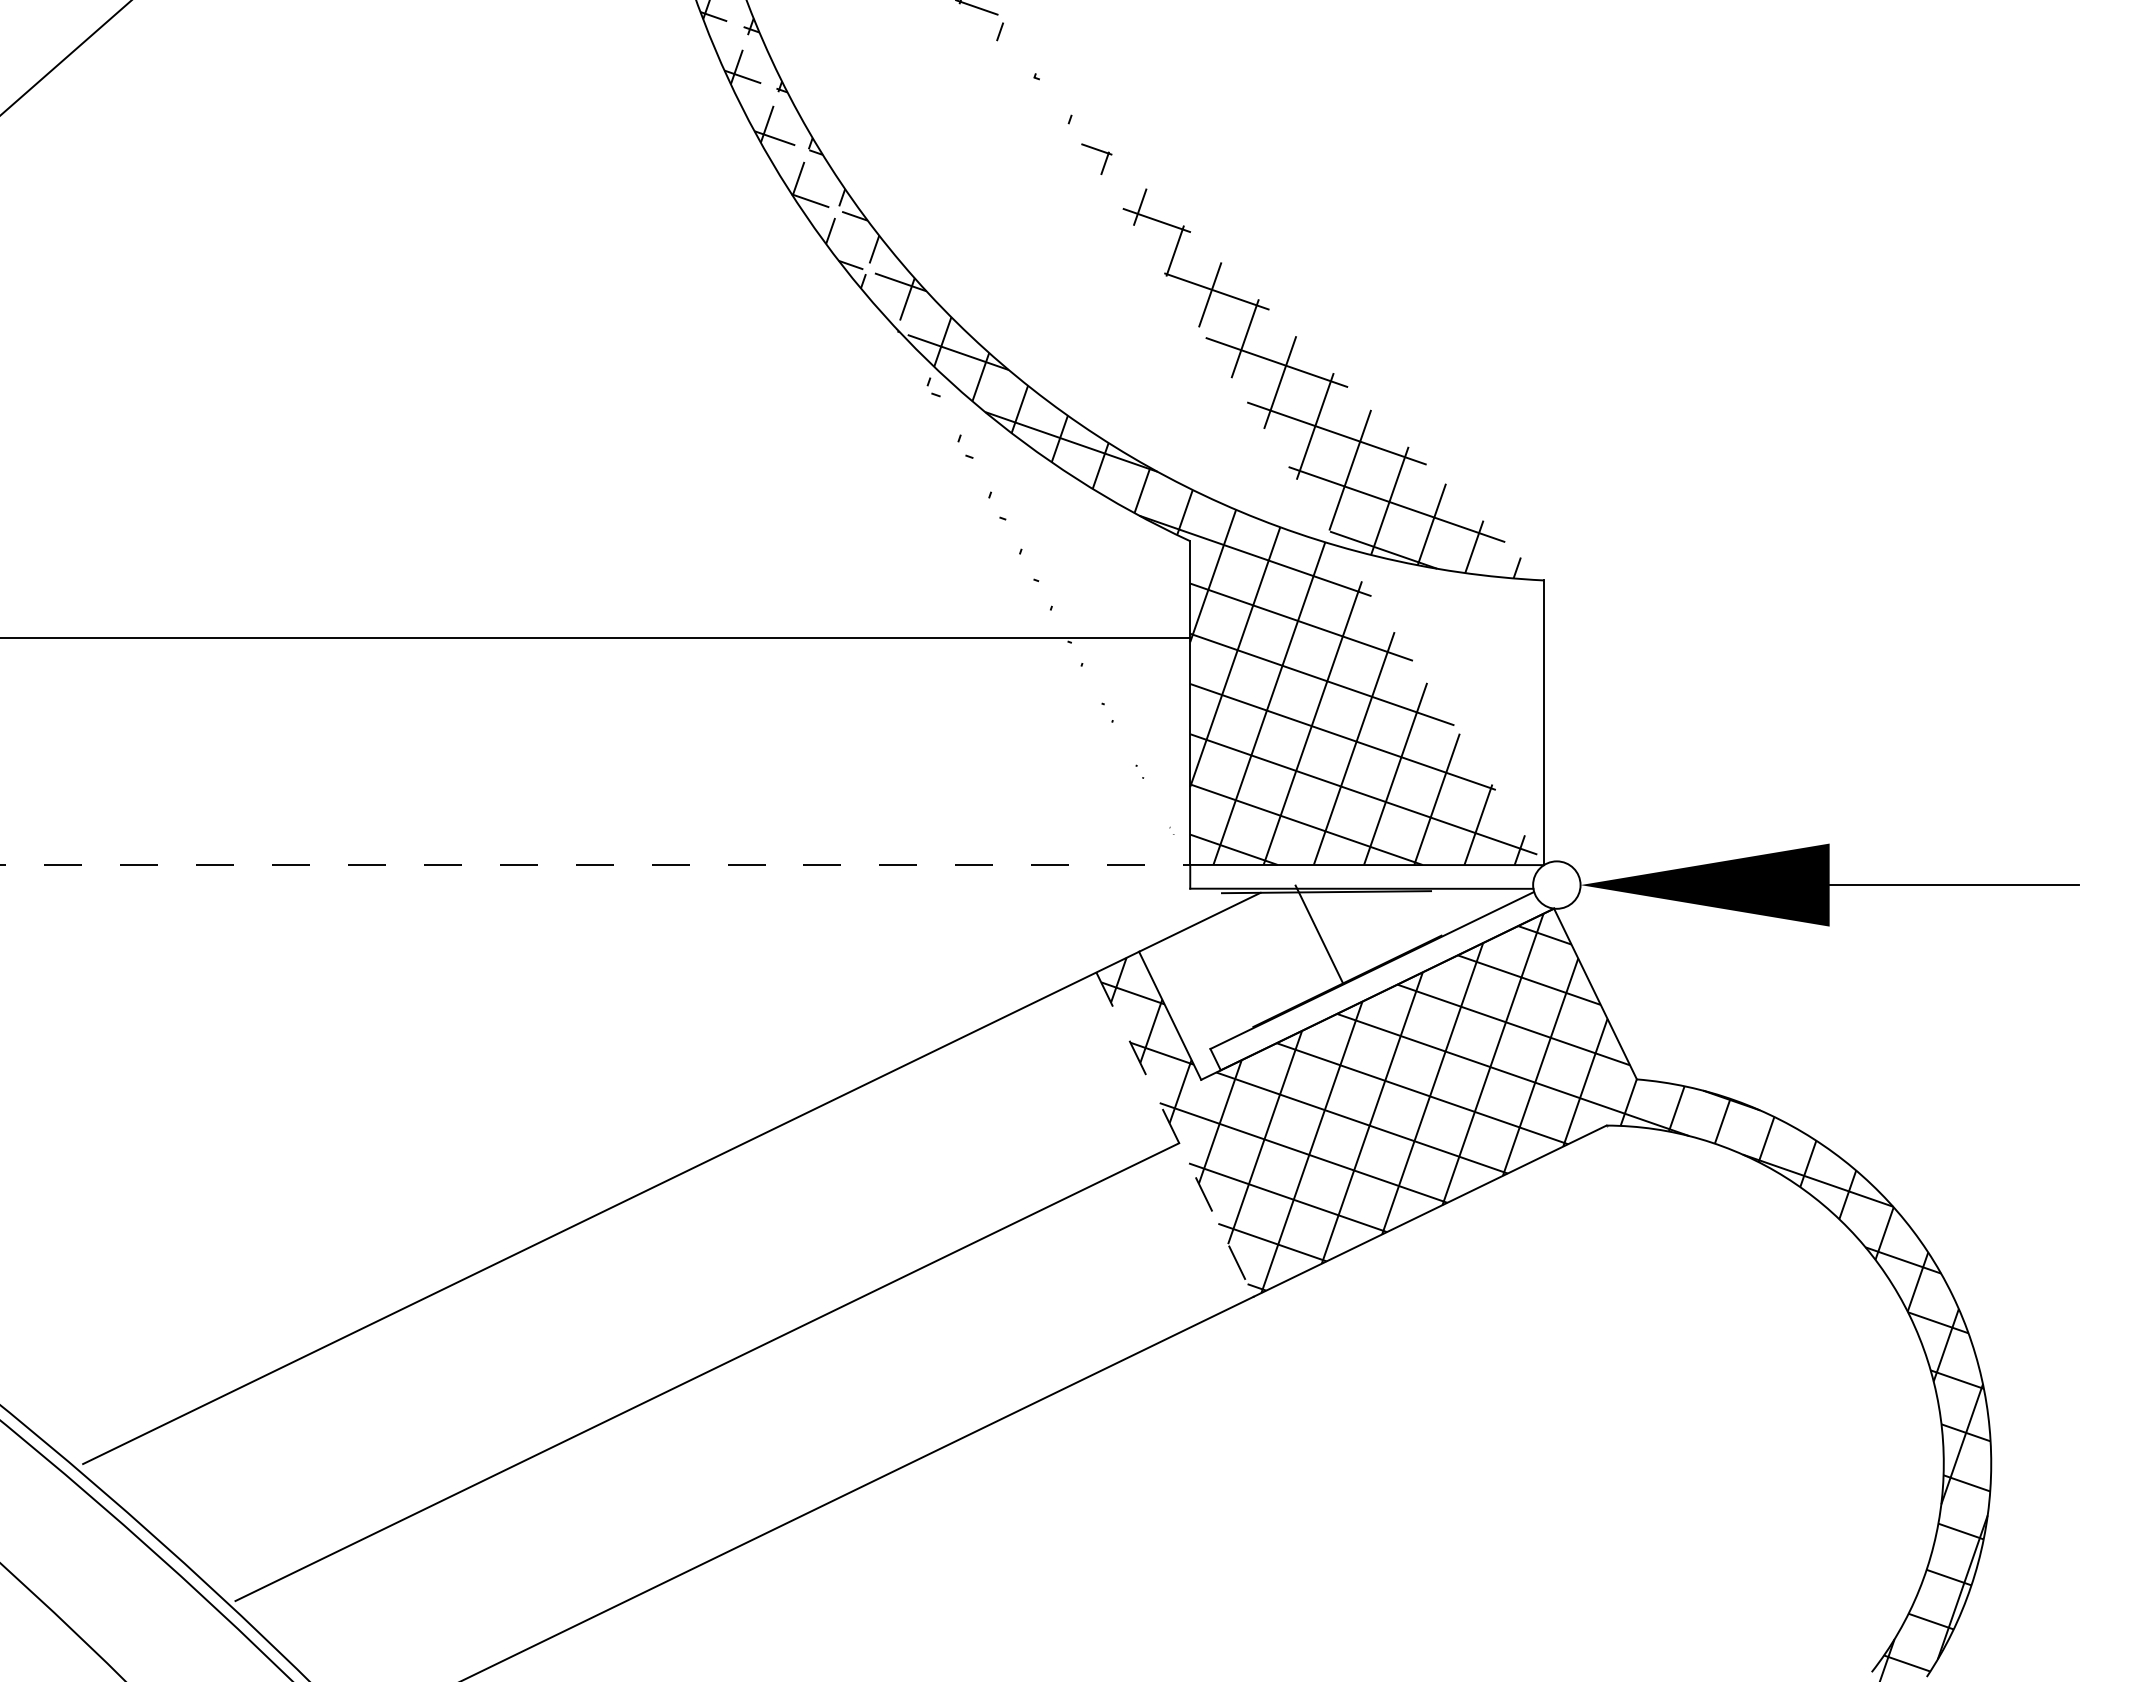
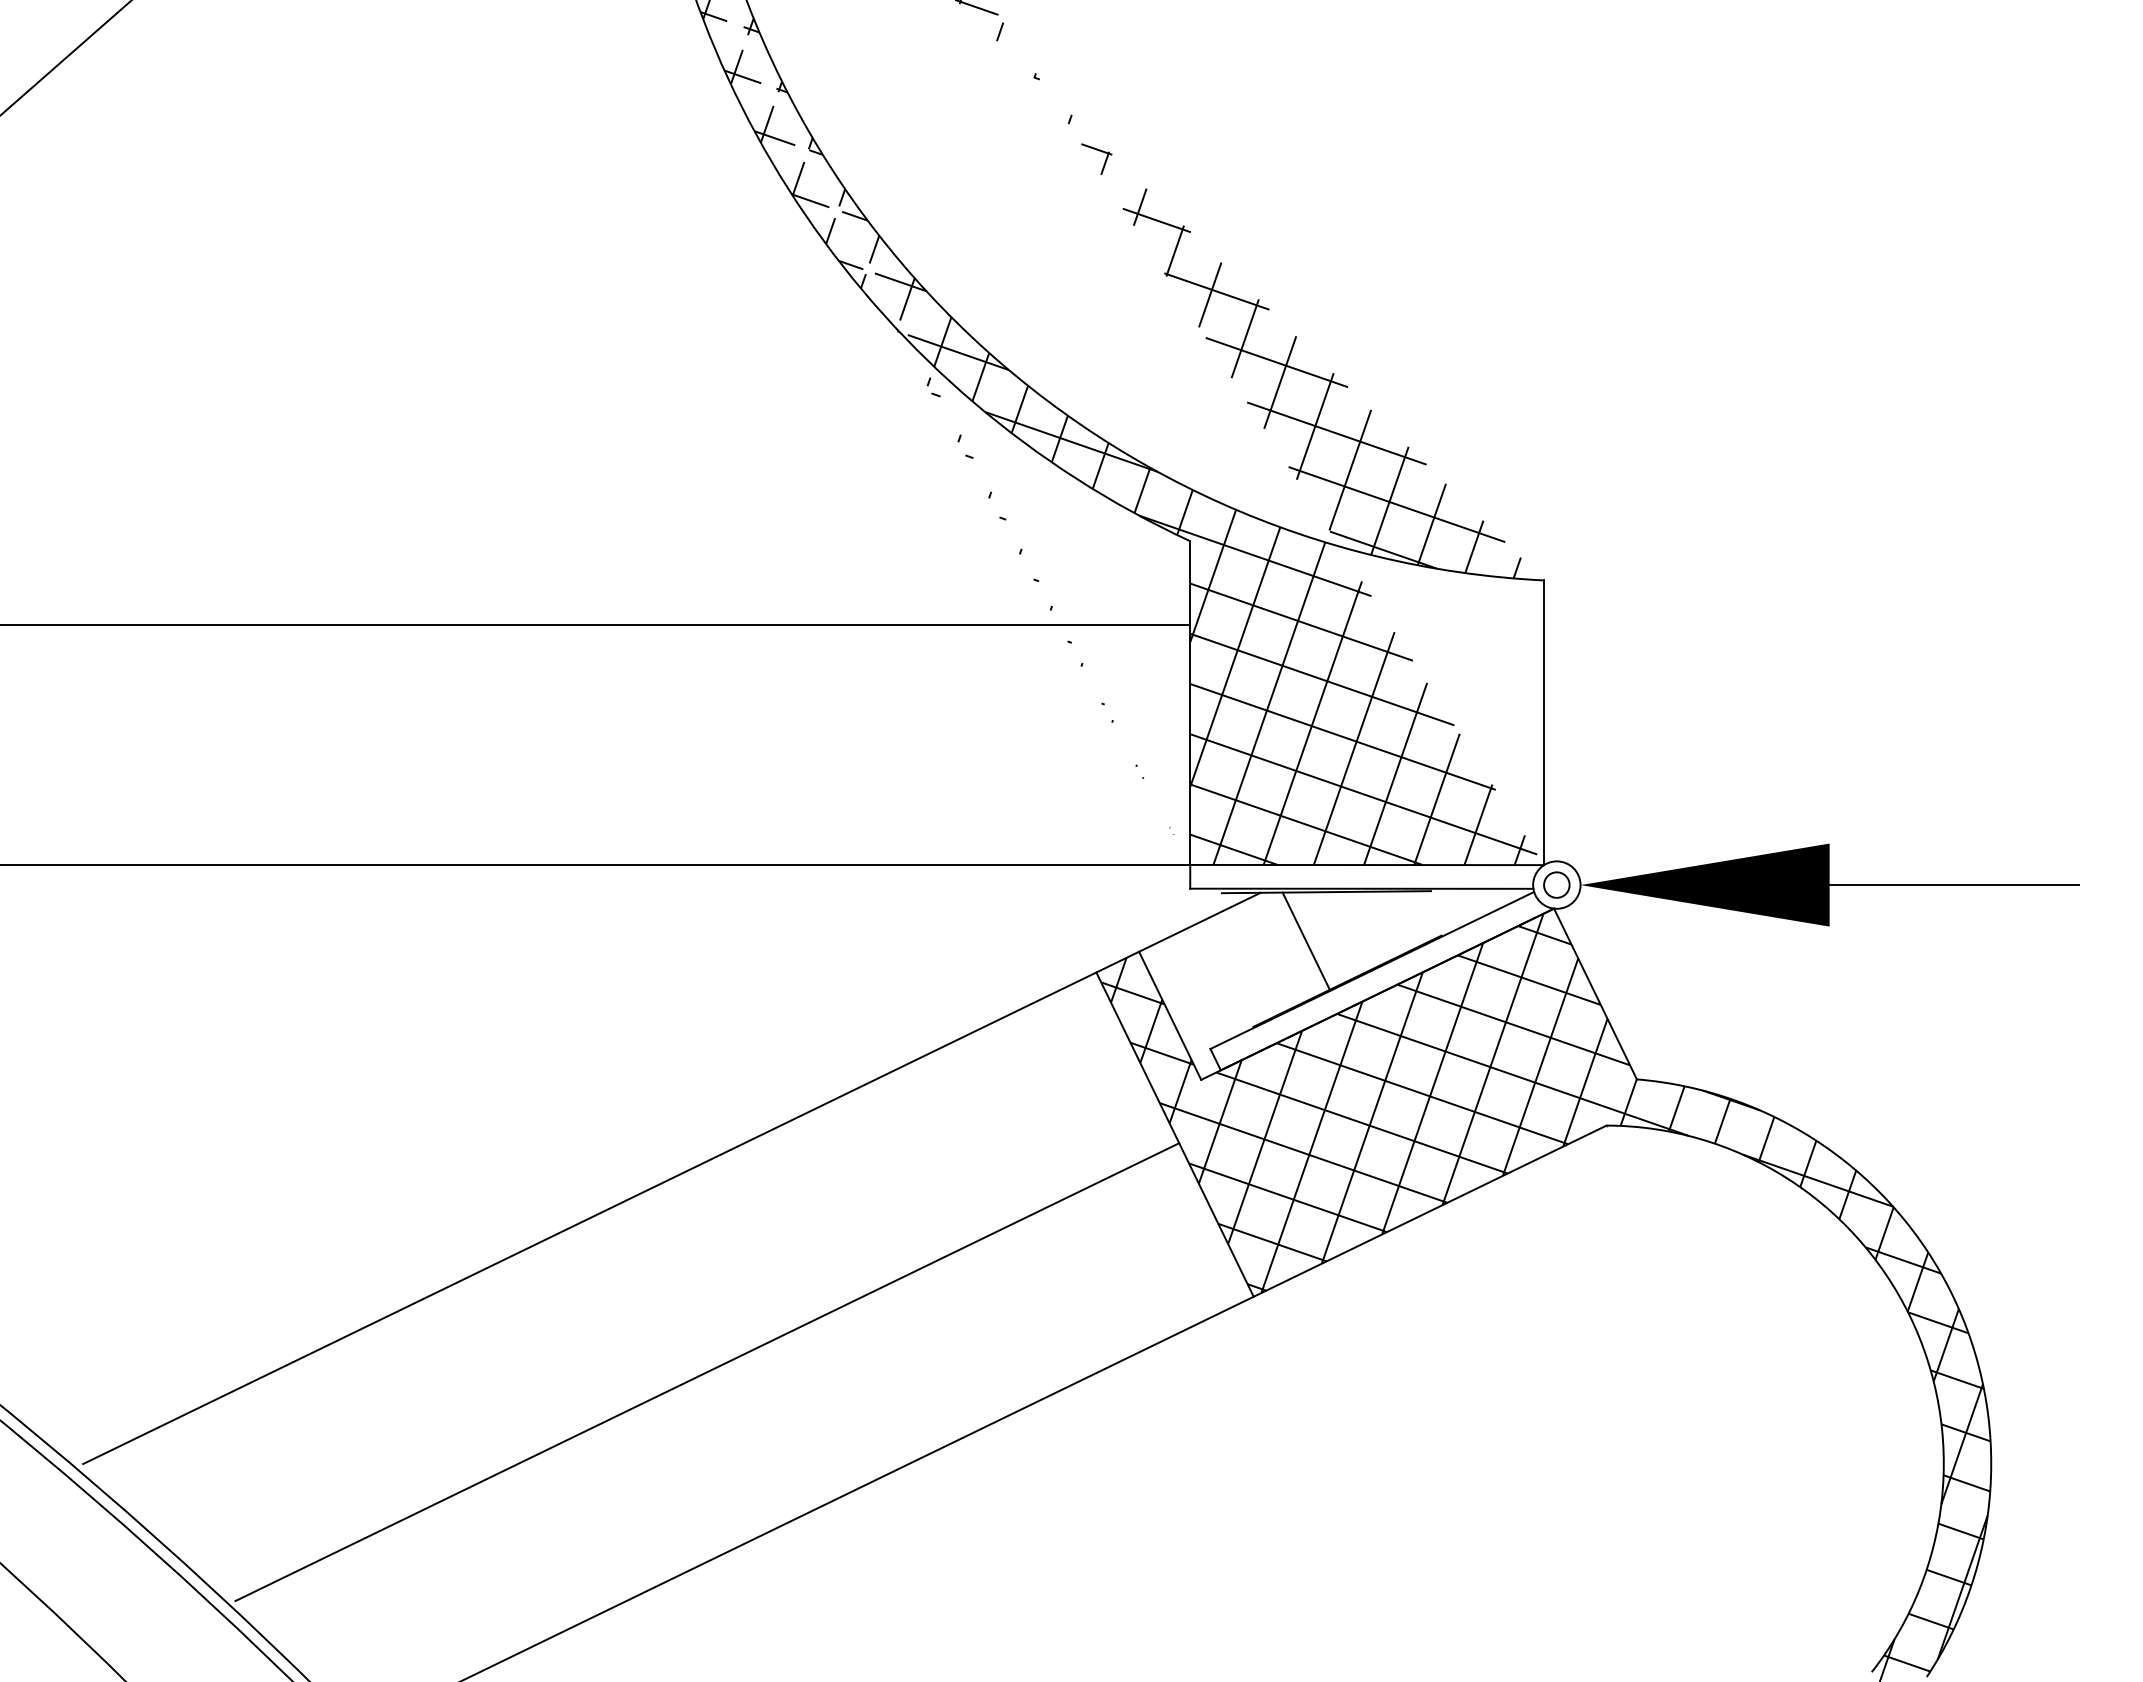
line position: (596, 637) -> (596, 624) (596, 624)
line: dashed -> solid (595, 865)
circle: none -> present (1556, 884)
line position: (1318, 933) -> (1305, 940) (1305, 940)
line: dashed -> solid (1175, 1135)
